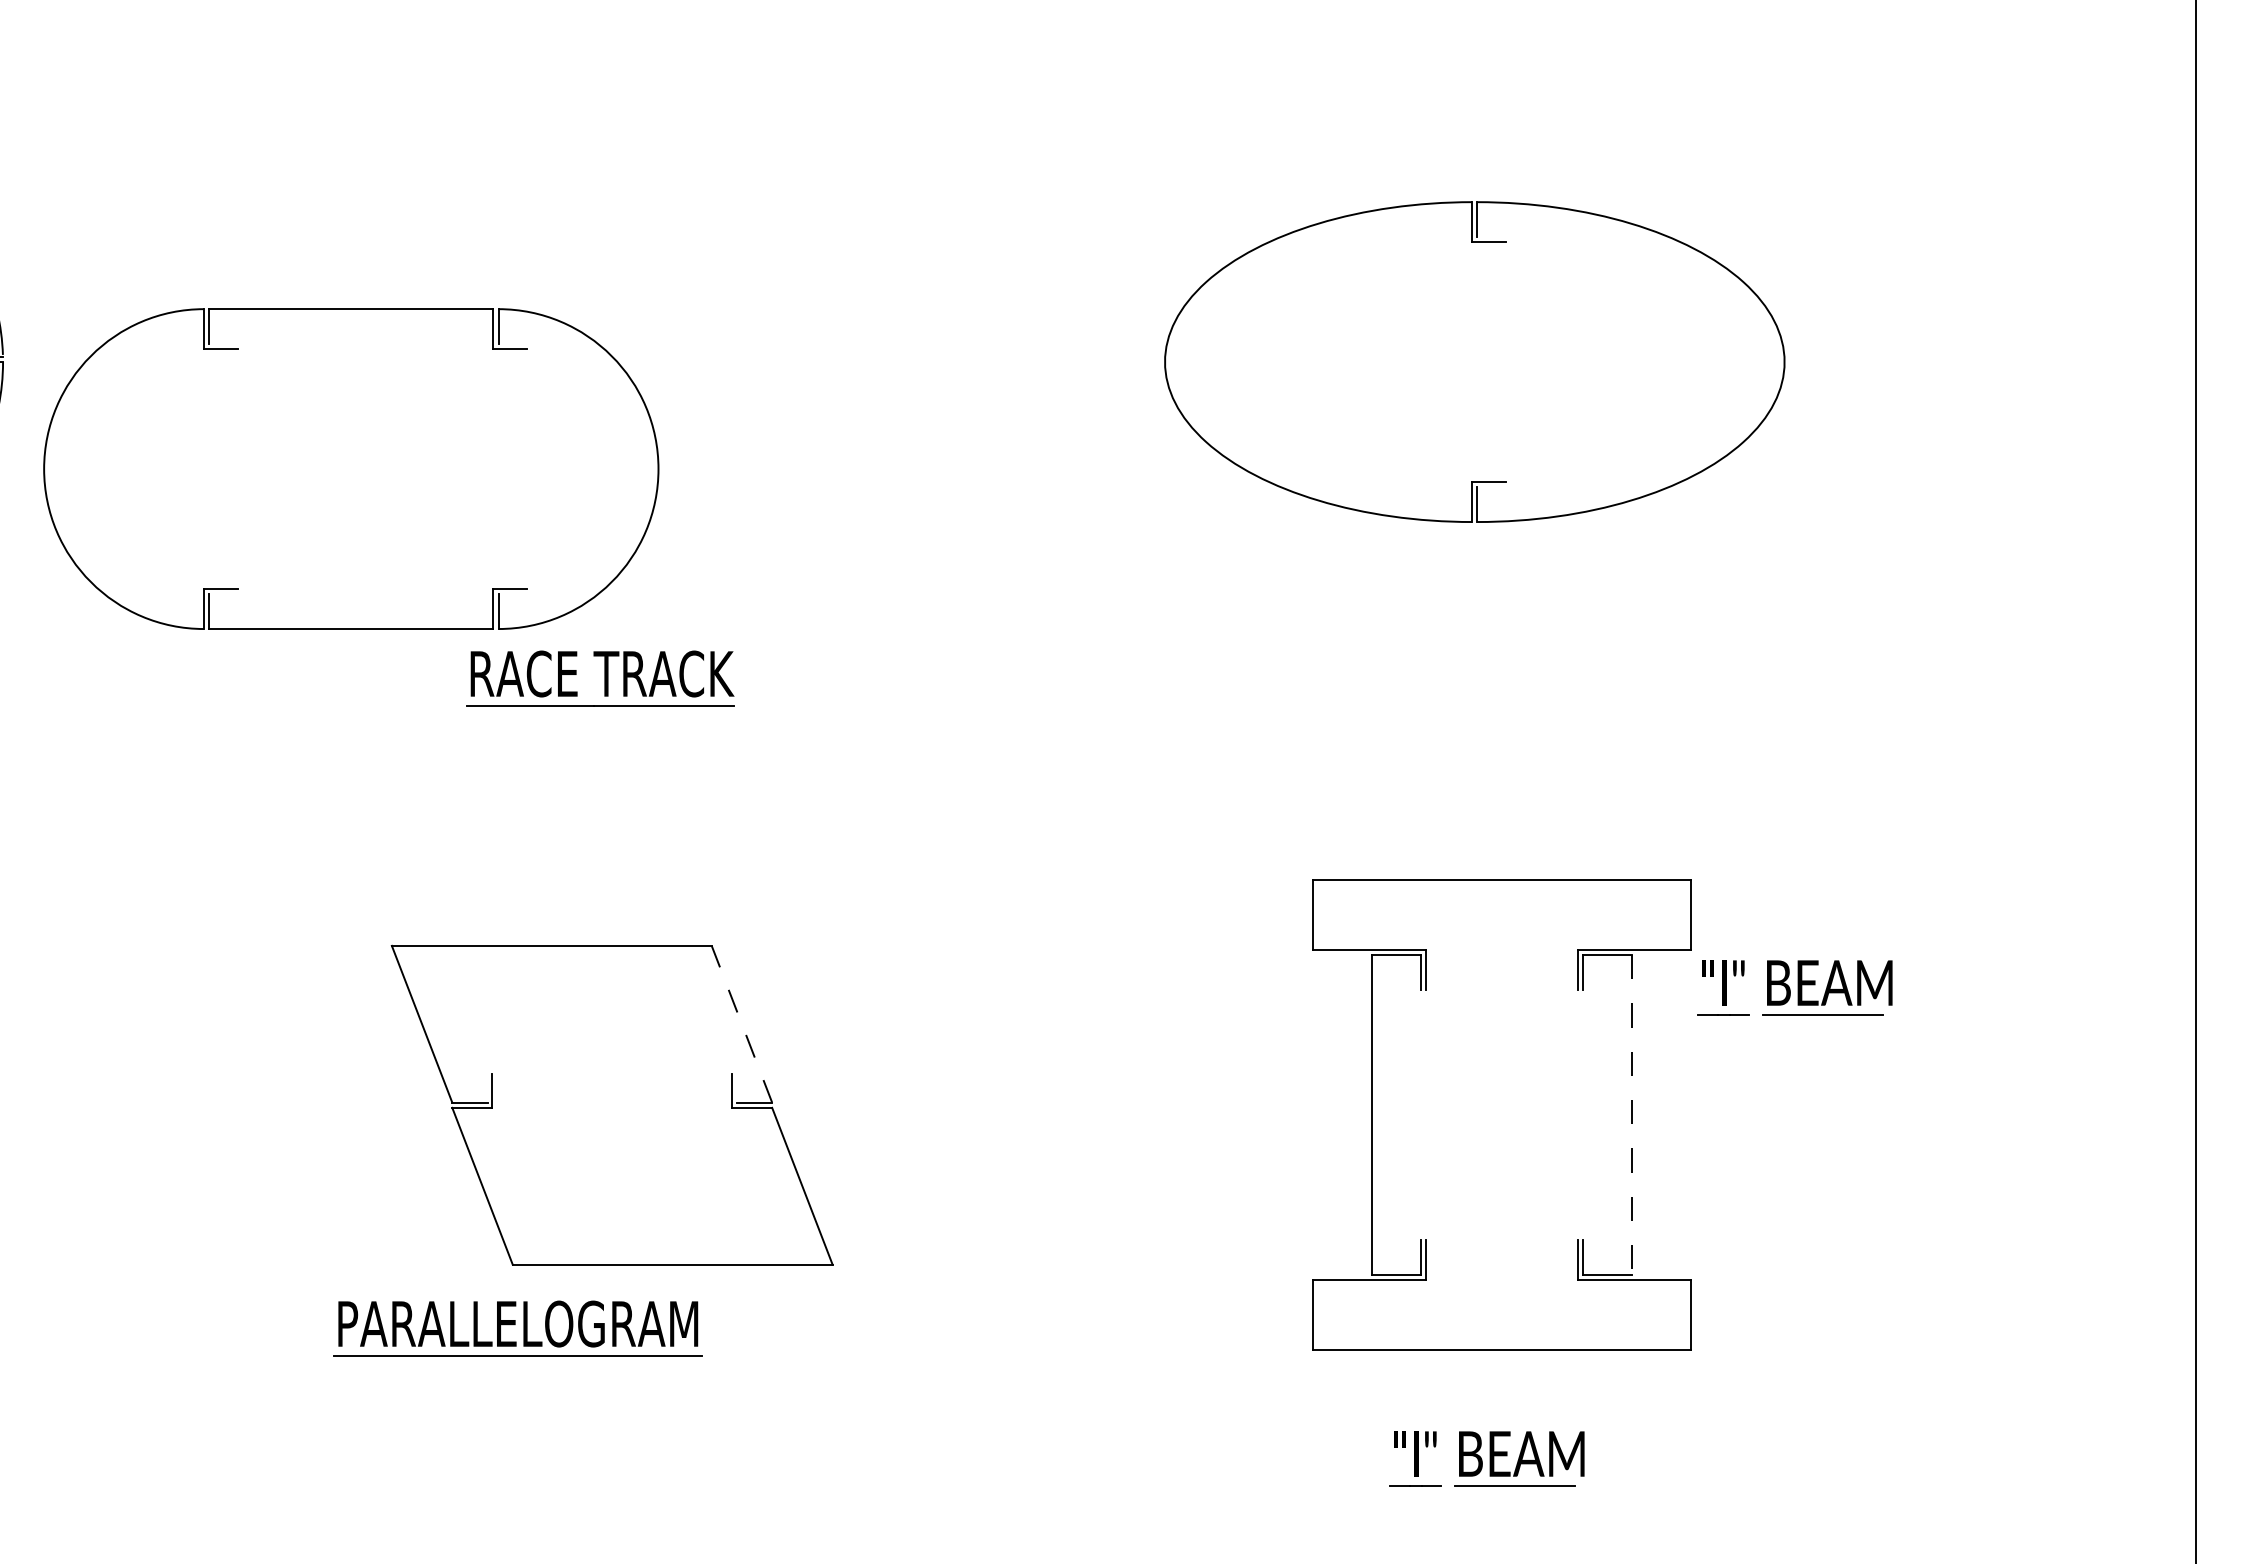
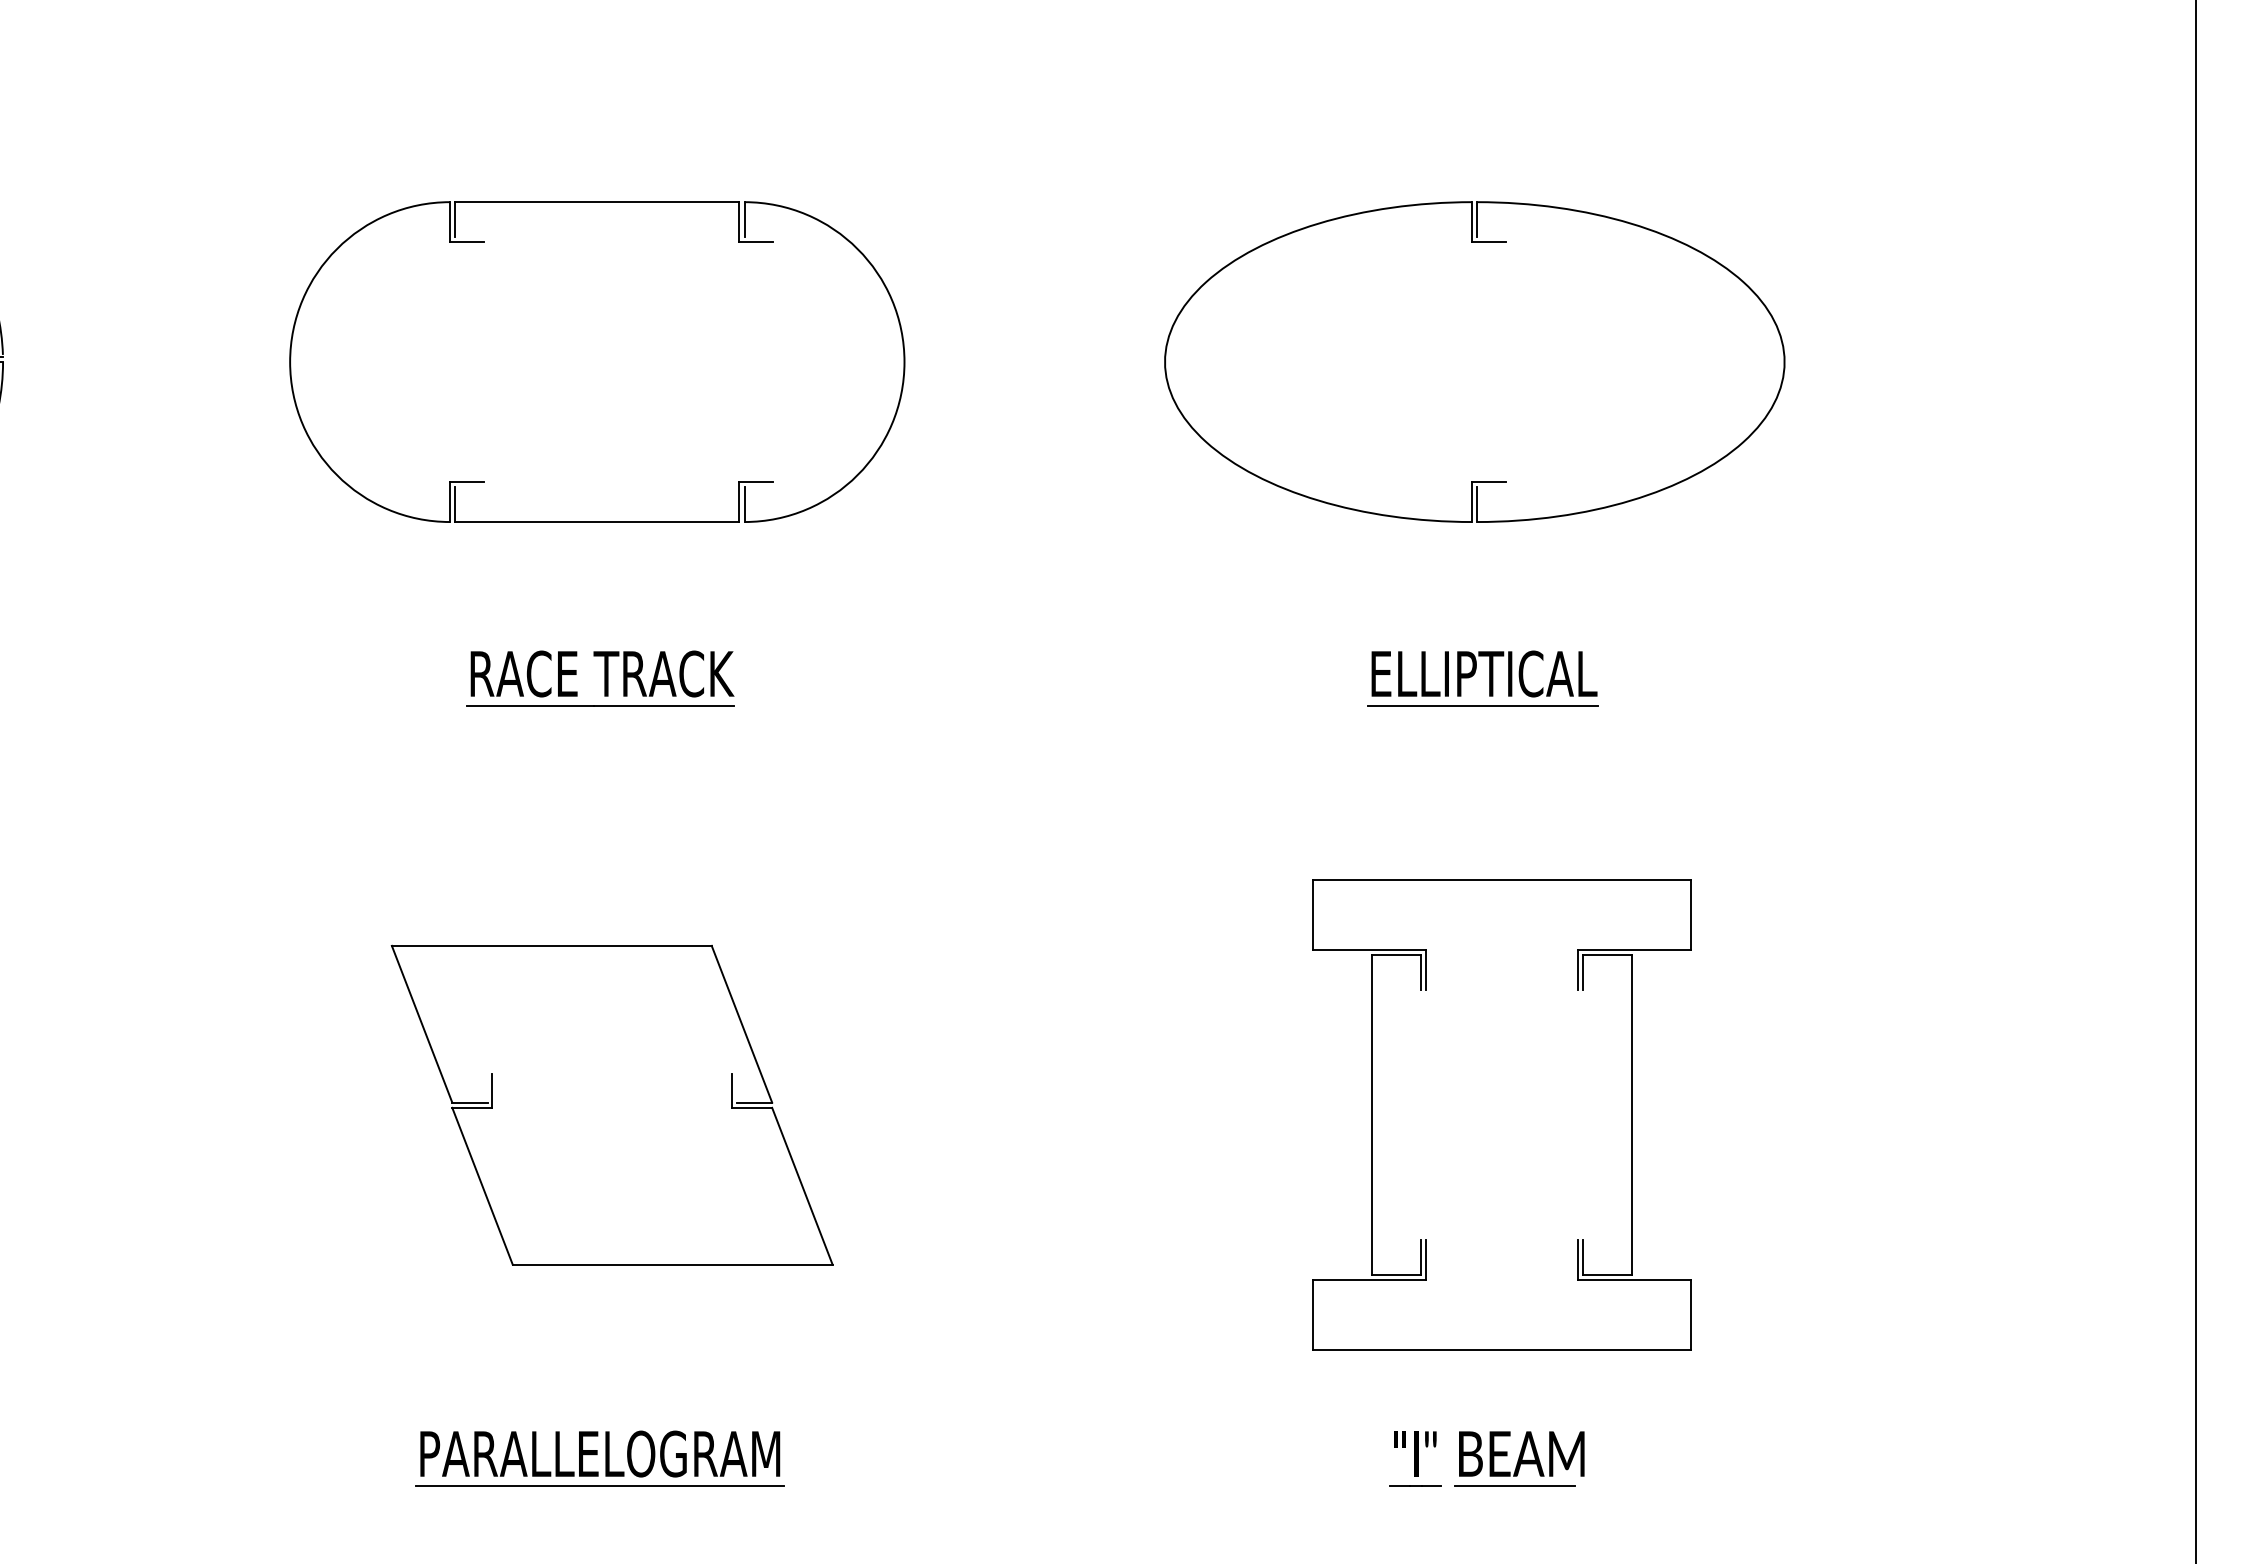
part position: (351, 309) -> (597, 202) (597, 202)
part: none -> present (1489, 678)
part: present -> none (1794, 987)
line: dashed -> solid (741, 1023)
line: dashed -> solid (1631, 1114)
part position: (517, 1328) -> (599, 1458) (599, 1458)
